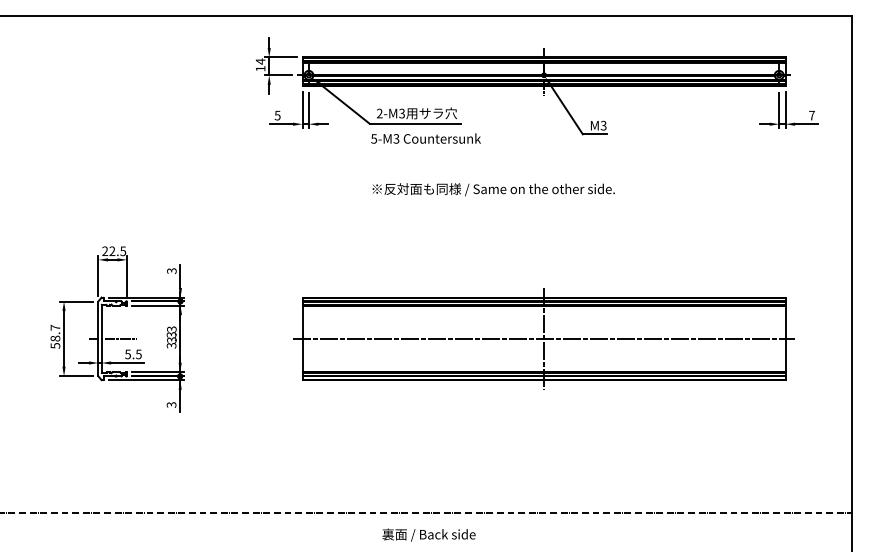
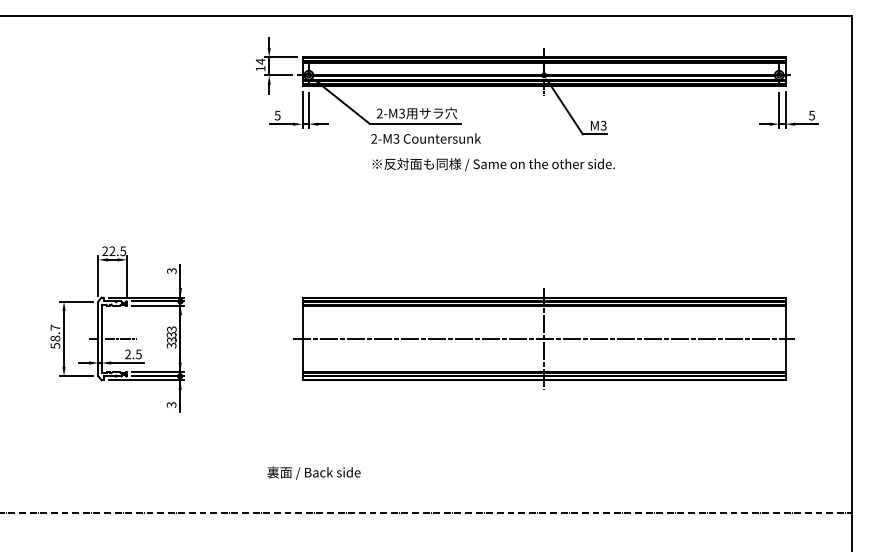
text: 7 -> 5 (811, 115)
text: 5-M3 -> 2-M3 (374, 138)
text position: (493, 189) -> (493, 164) (493, 164)
text: 5.5 -> 2.5 (127, 354)
text position: (428, 534) -> (313, 472) (313, 472)
